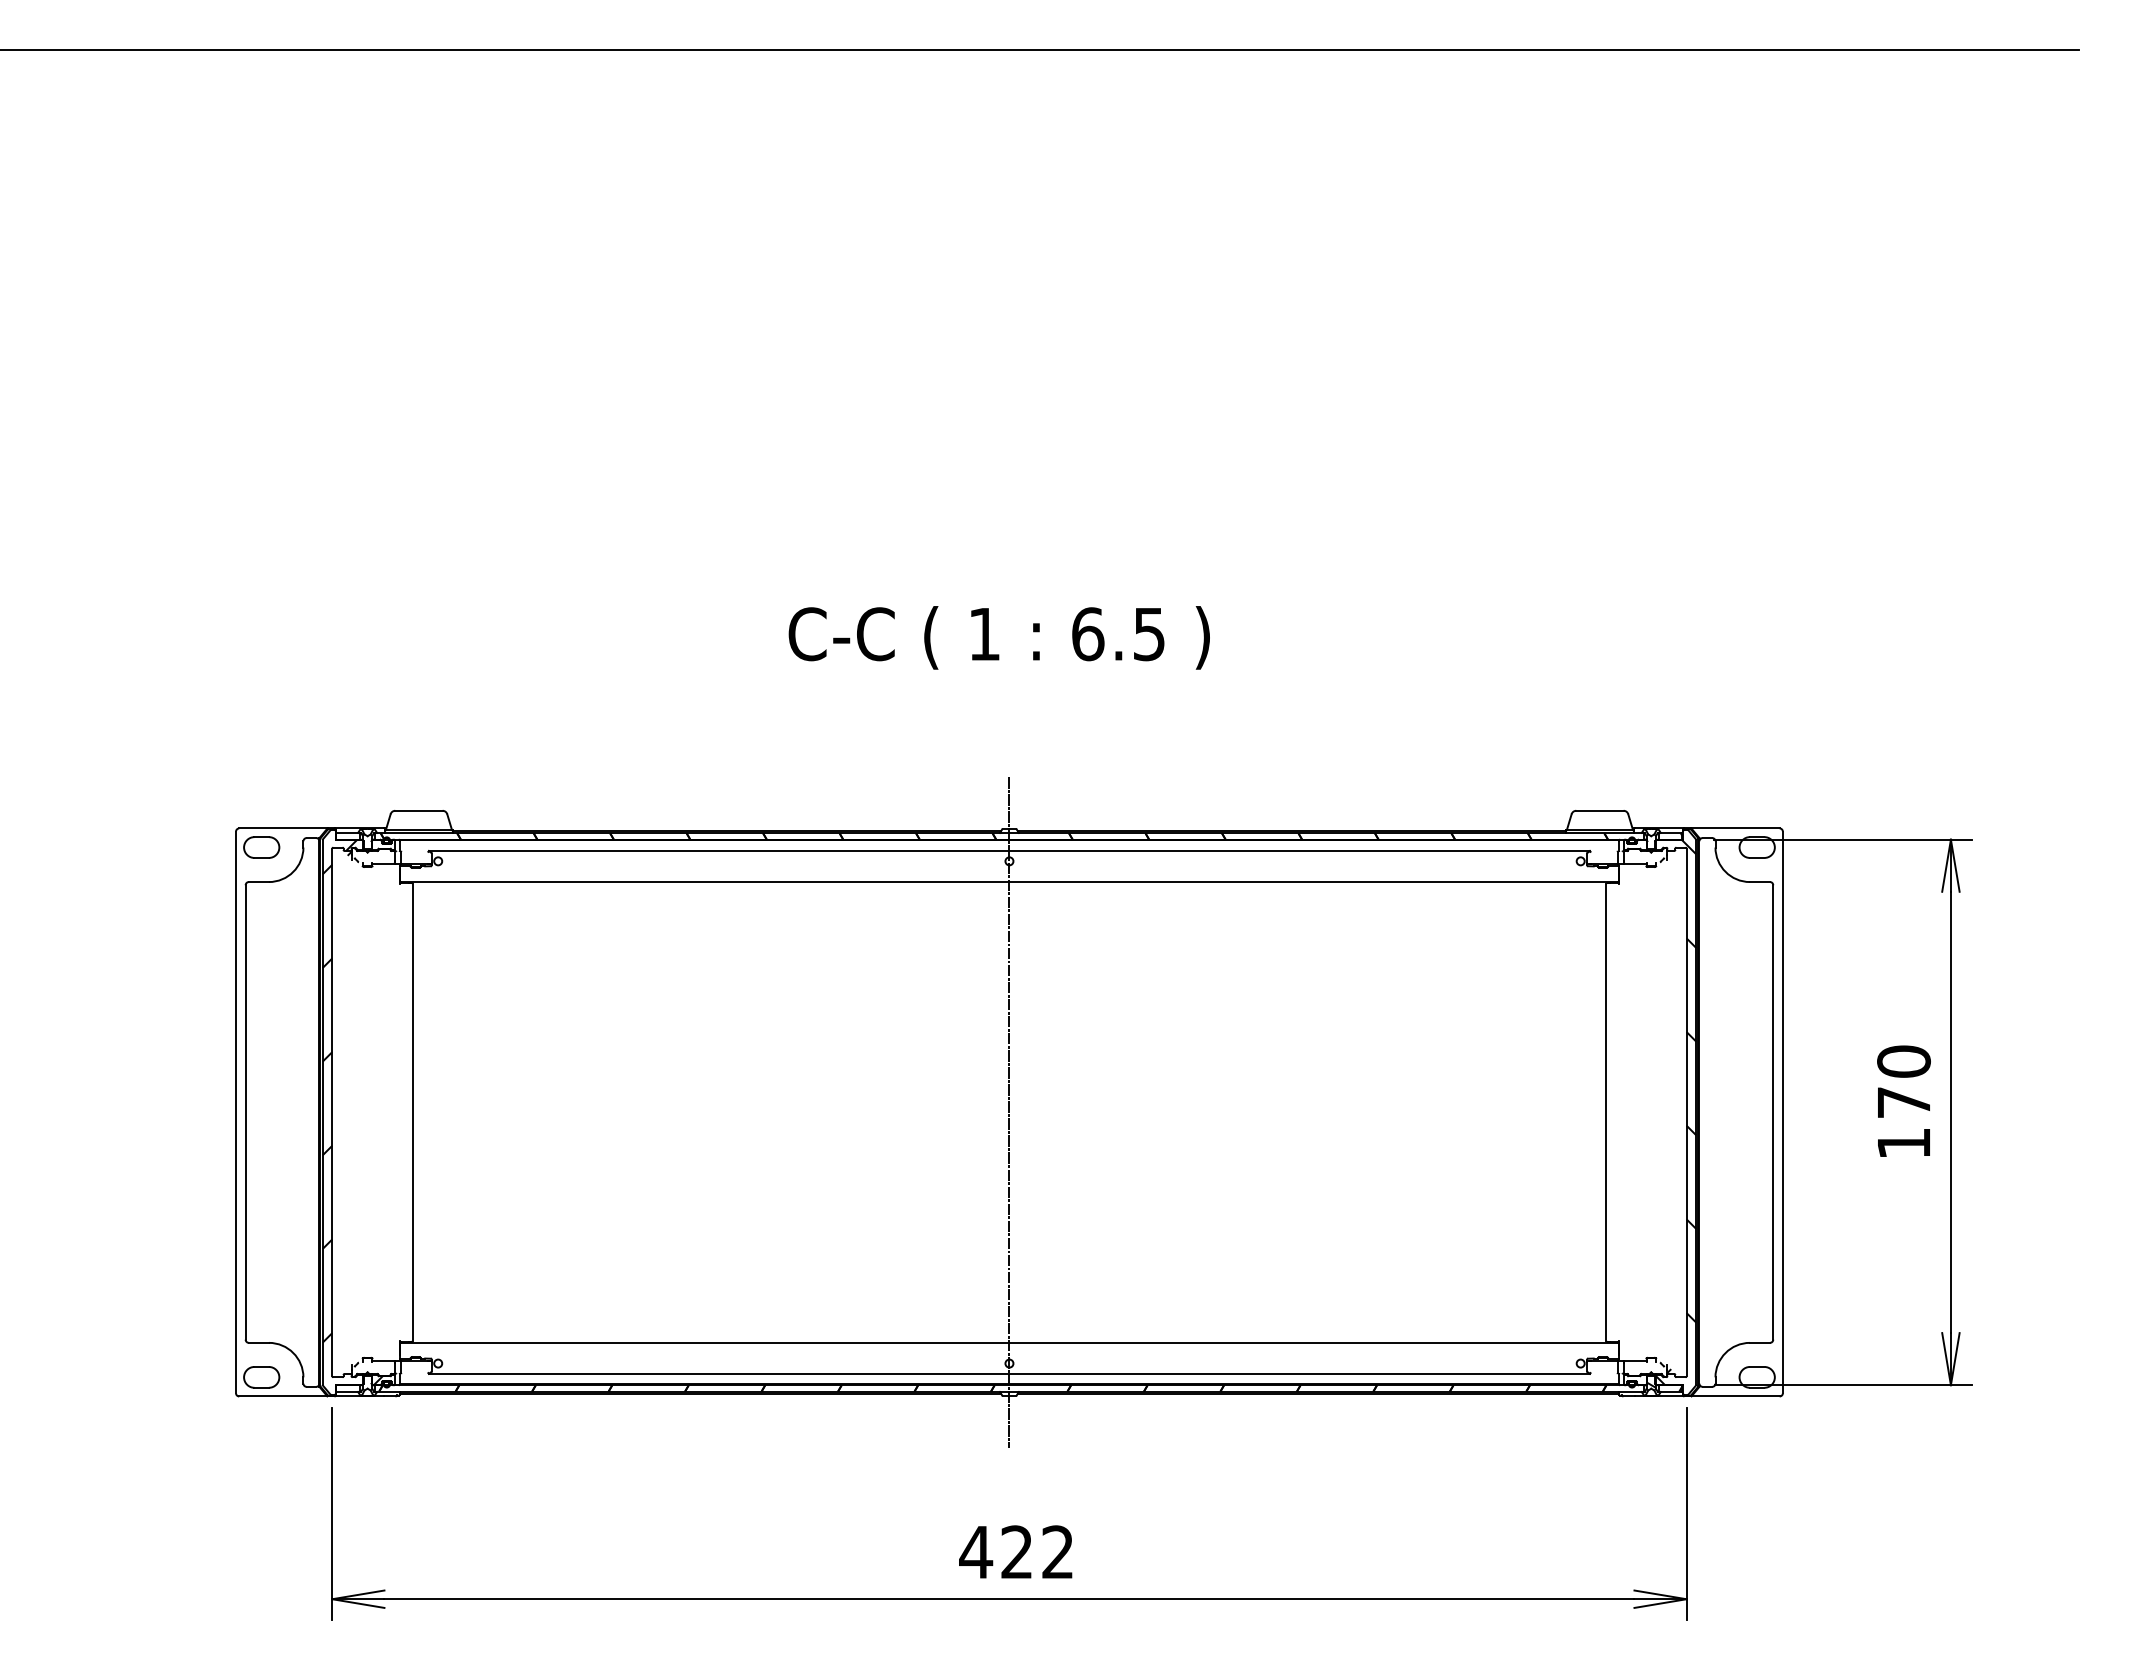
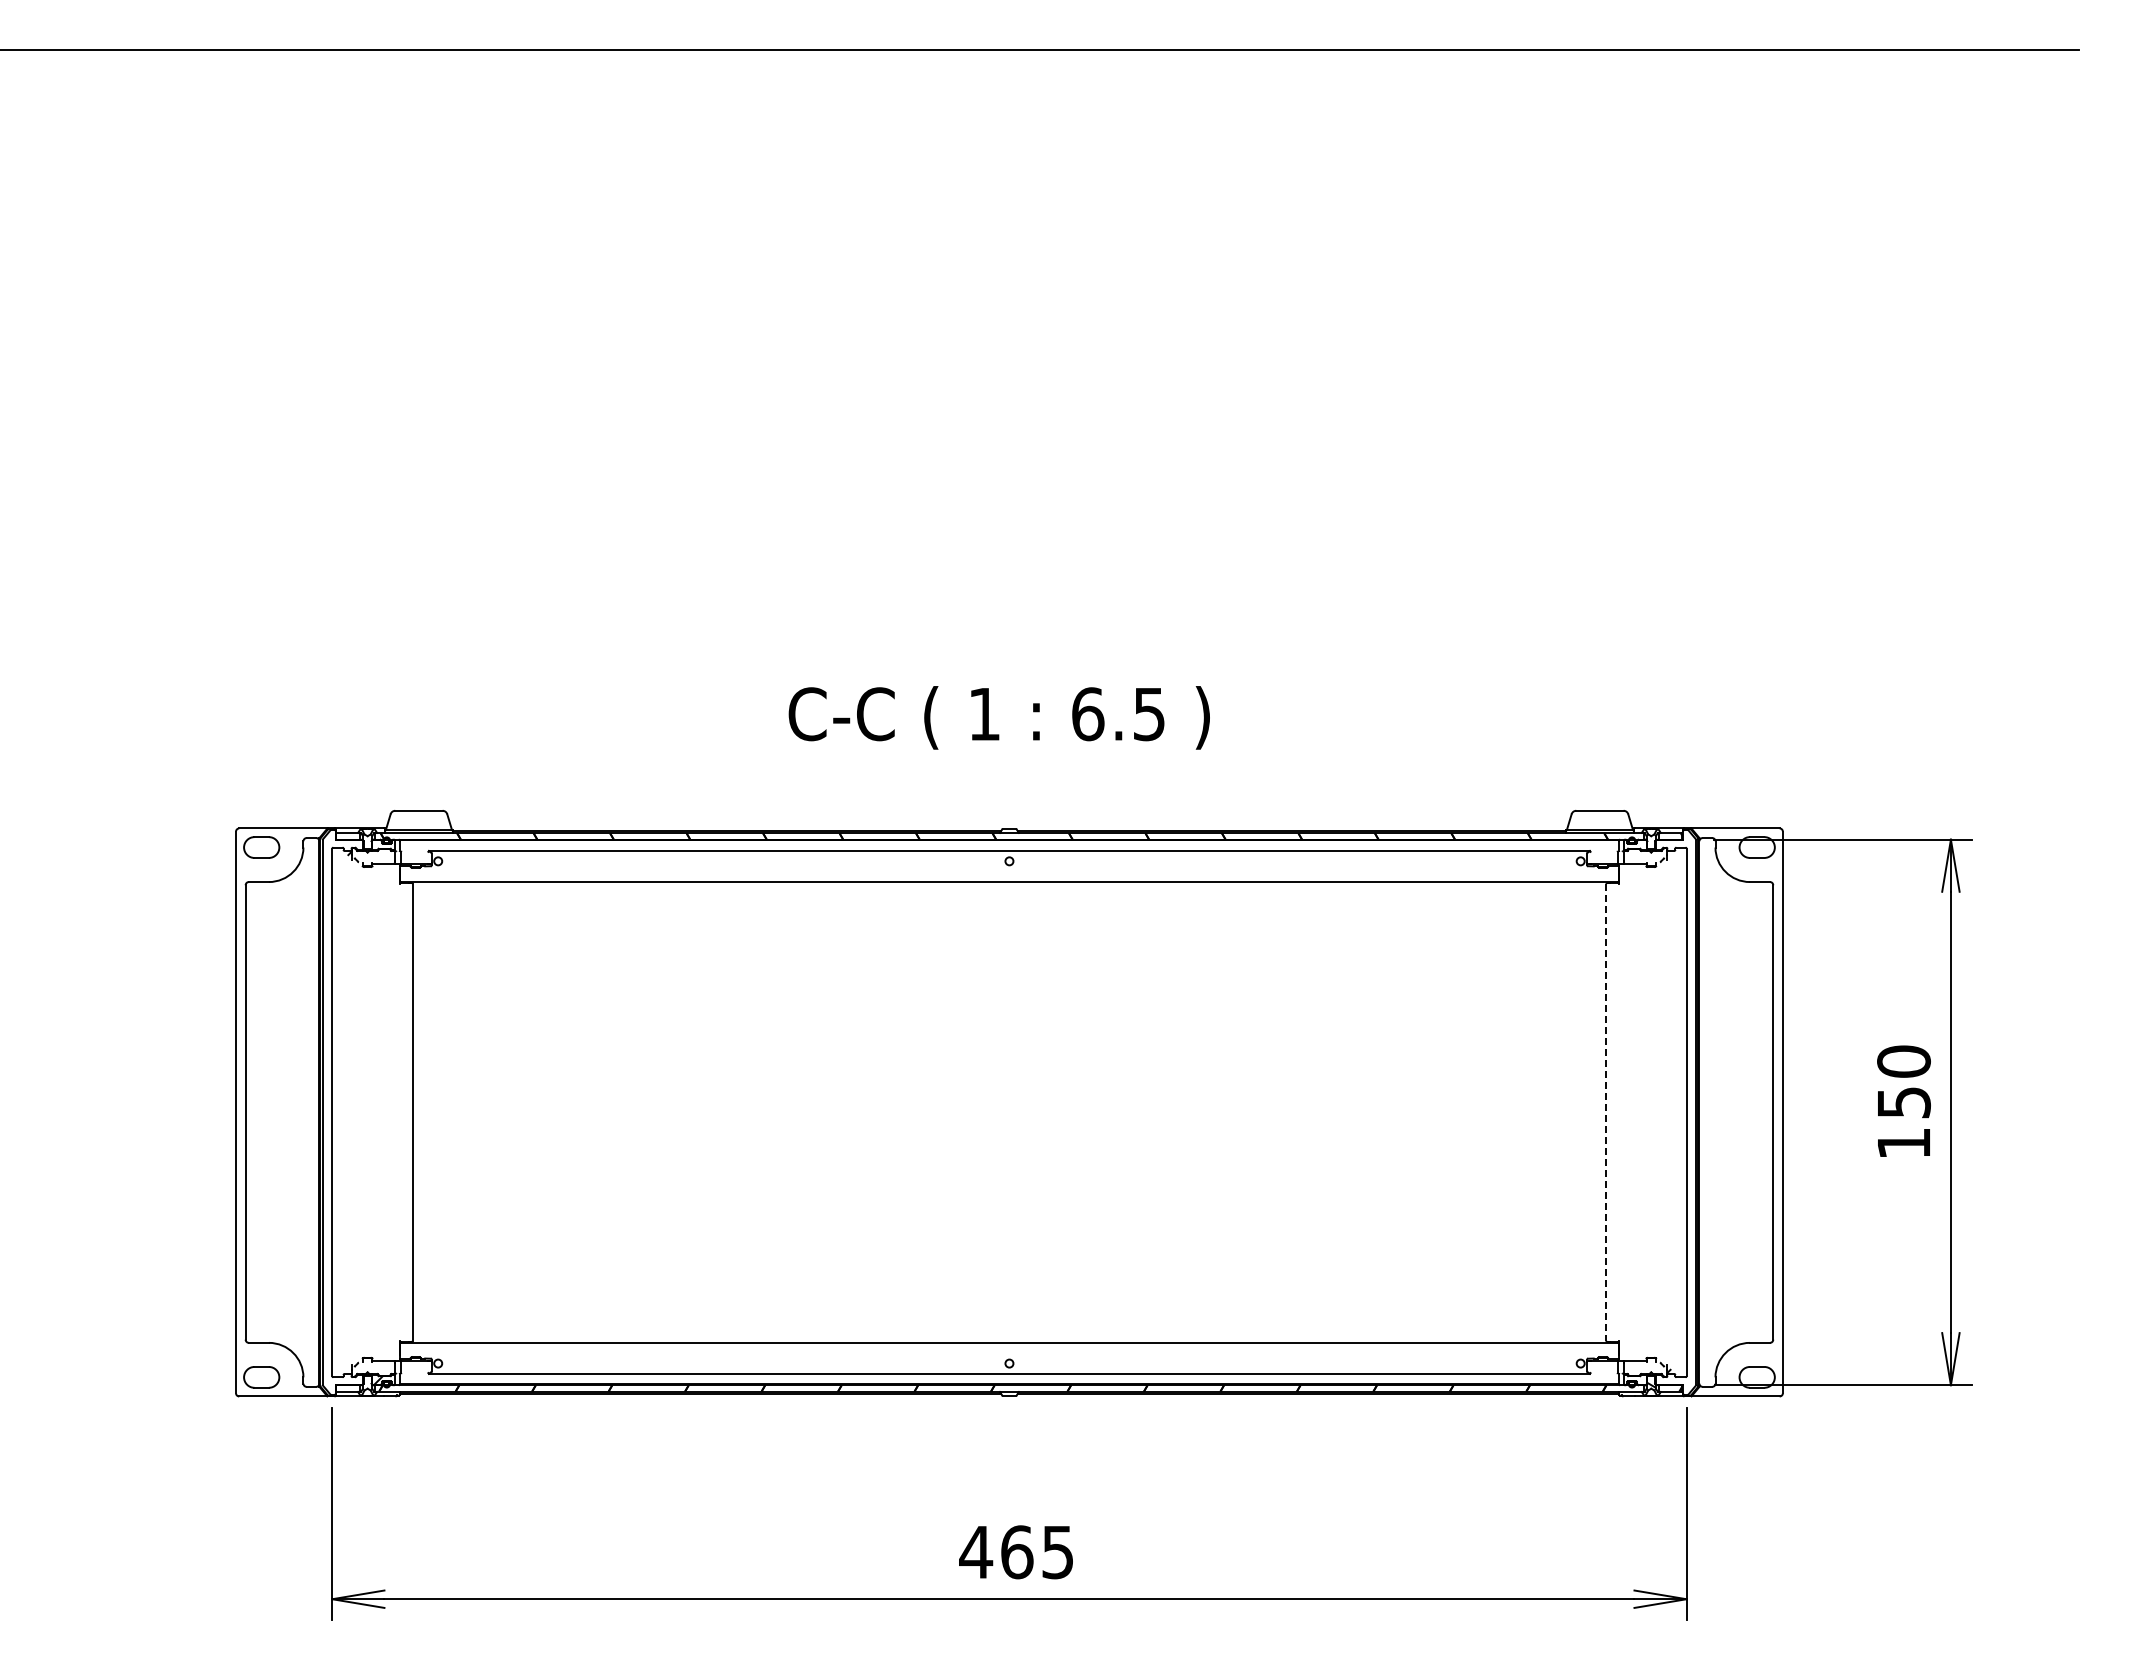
text position: (998, 637) -> (998, 717) (998, 717)
hatch: present -> none (339, 1090)
text: 170 -> 150 (1904, 1102)
line: present -> none (1009, 1112)
line: solid -> dashed (1606, 1112)
hatch: present -> none (1675, 1112)
text: 422 -> 465 (1036, 1552)
